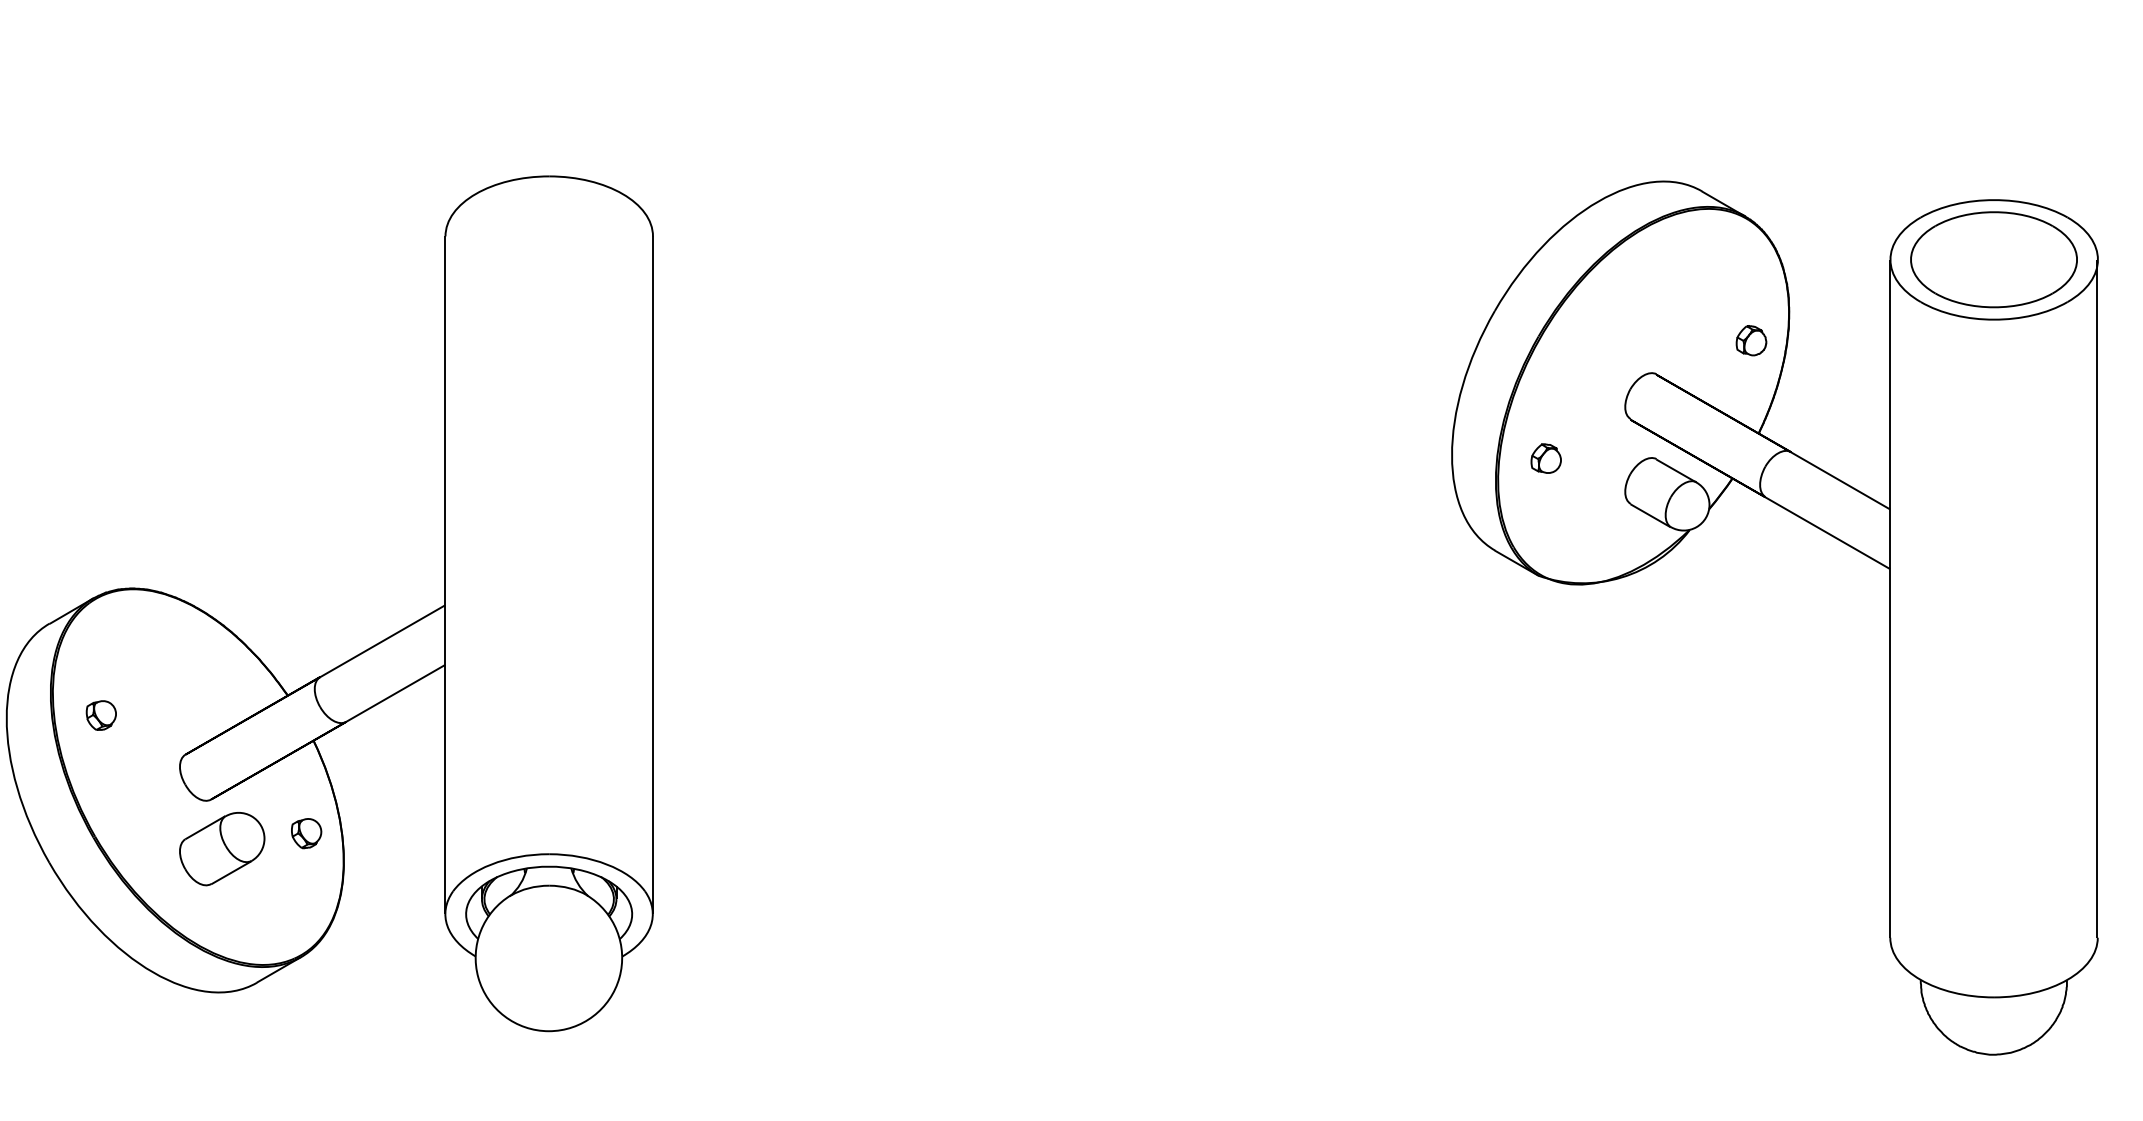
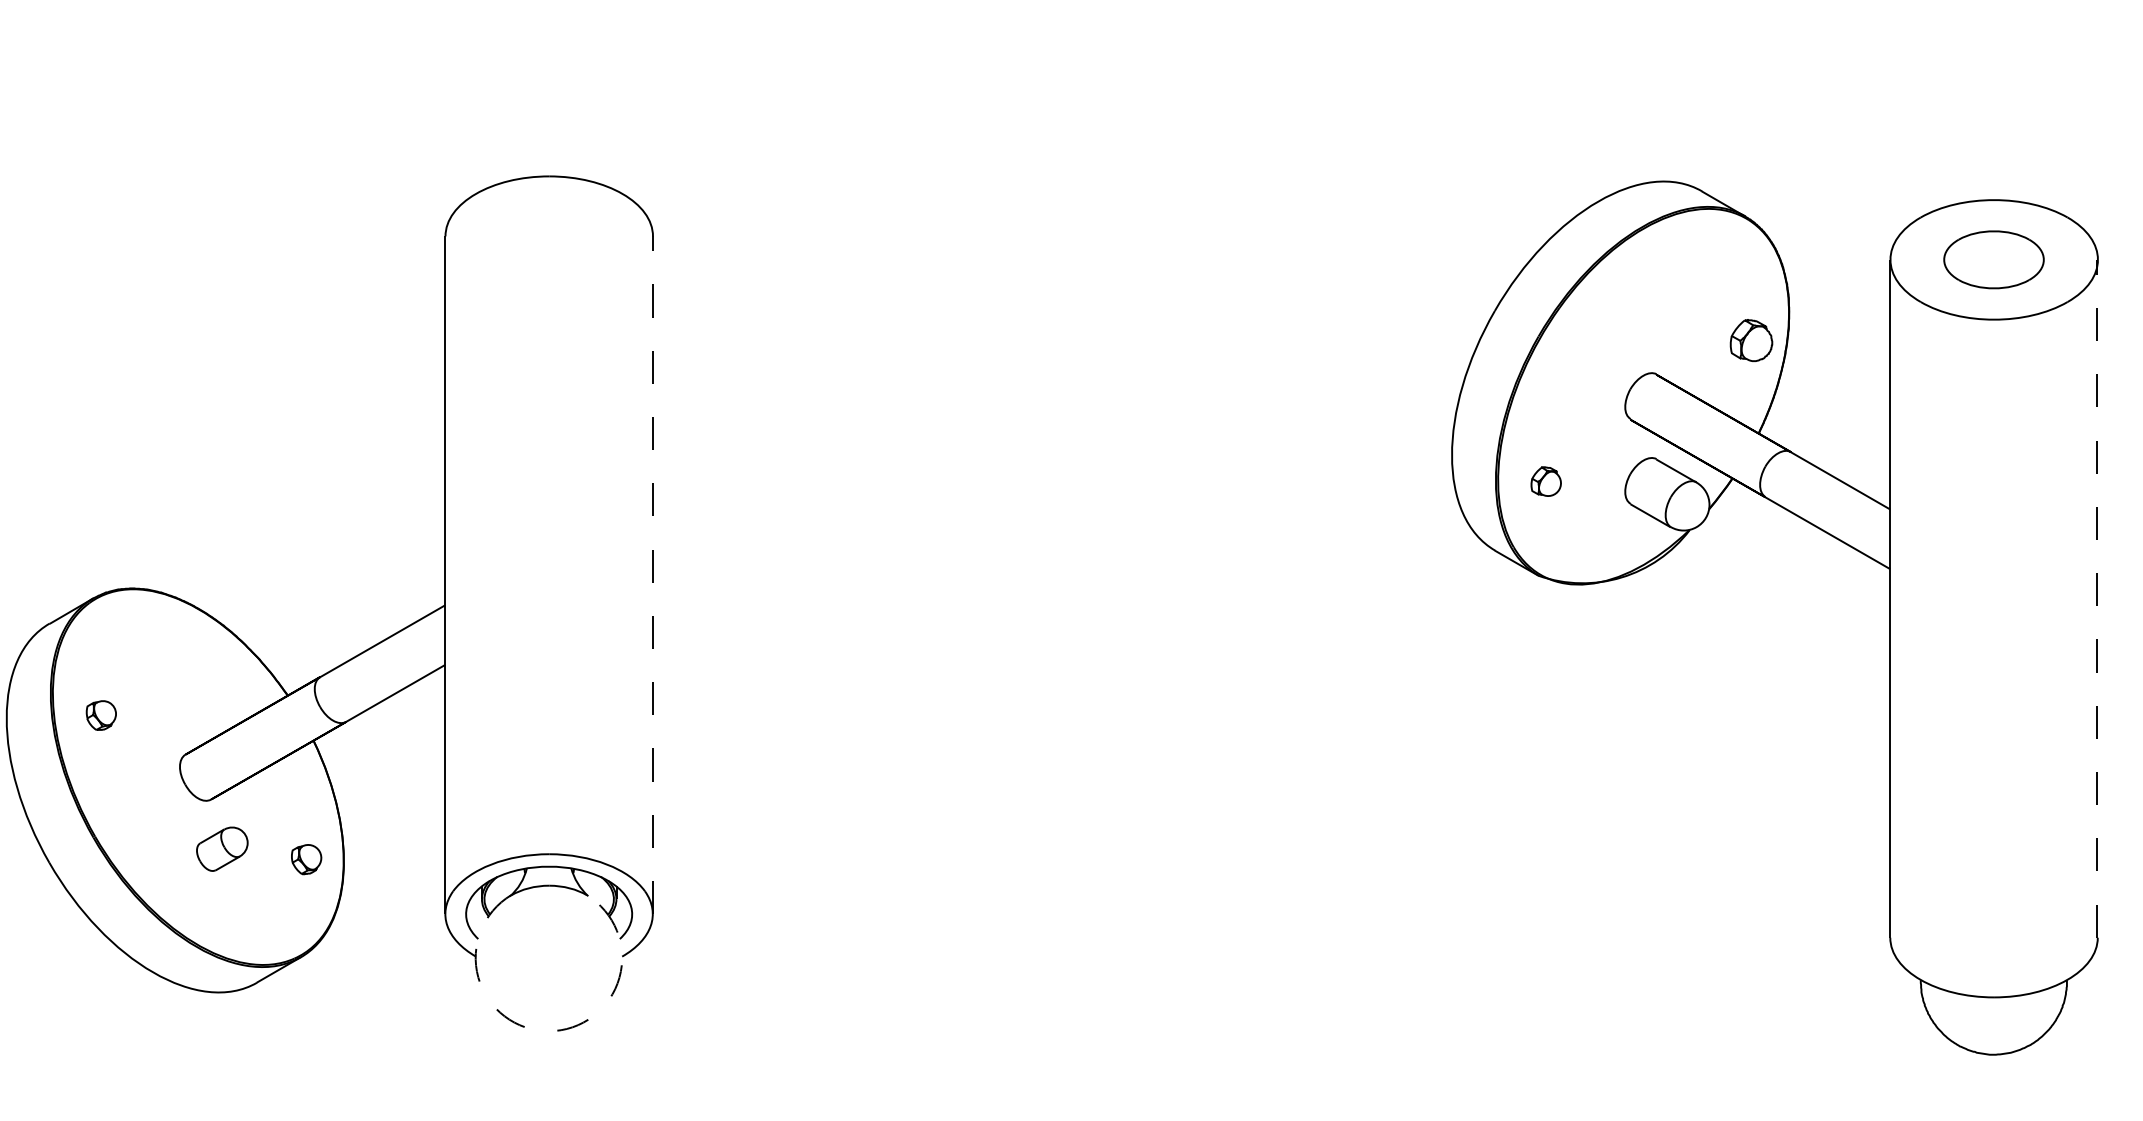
part size: 168x98 px -> 102x60 px (1993, 259)
part size: 33x32 px -> 45x43 px (1751, 340)
part position: (1545, 458) -> (1545, 481) (1545, 481)
line: solid -> dashed (652, 575)
line: solid -> dashed (2097, 598)
part position: (306, 833) -> (306, 859) (306, 859)
part size: 87x75 px -> 53x46 px (222, 848)
arc: solid -> dashed (548, 1031)
